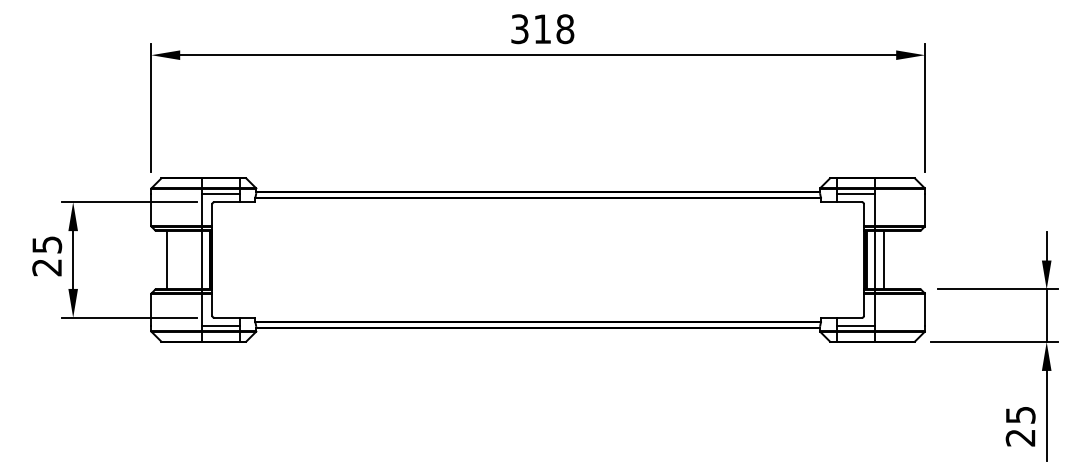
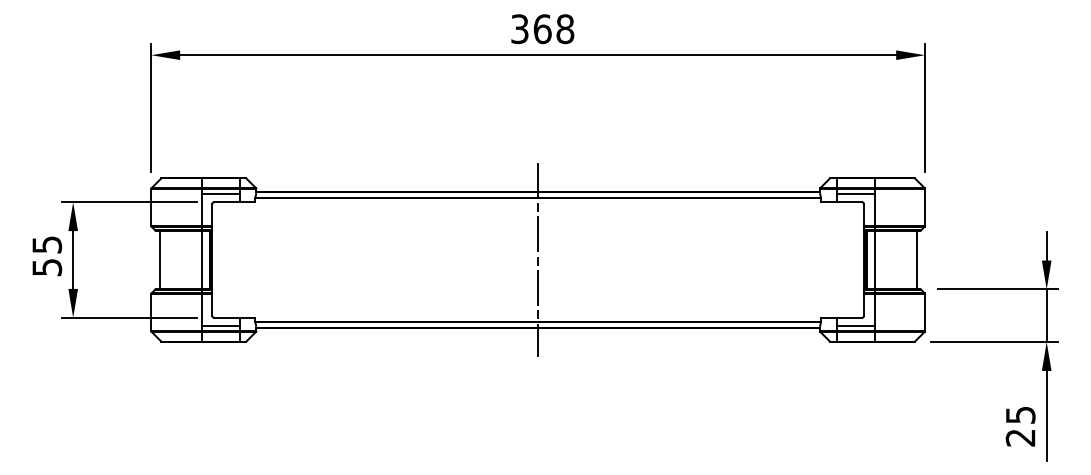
text: 318 -> 368 (542, 29)
line position: (166, 259) -> (159, 259) (159, 259)
line: none -> present (538, 259)
line position: (883, 259) -> (916, 259) (916, 259)
text: 25 -> 55 (47, 267)
